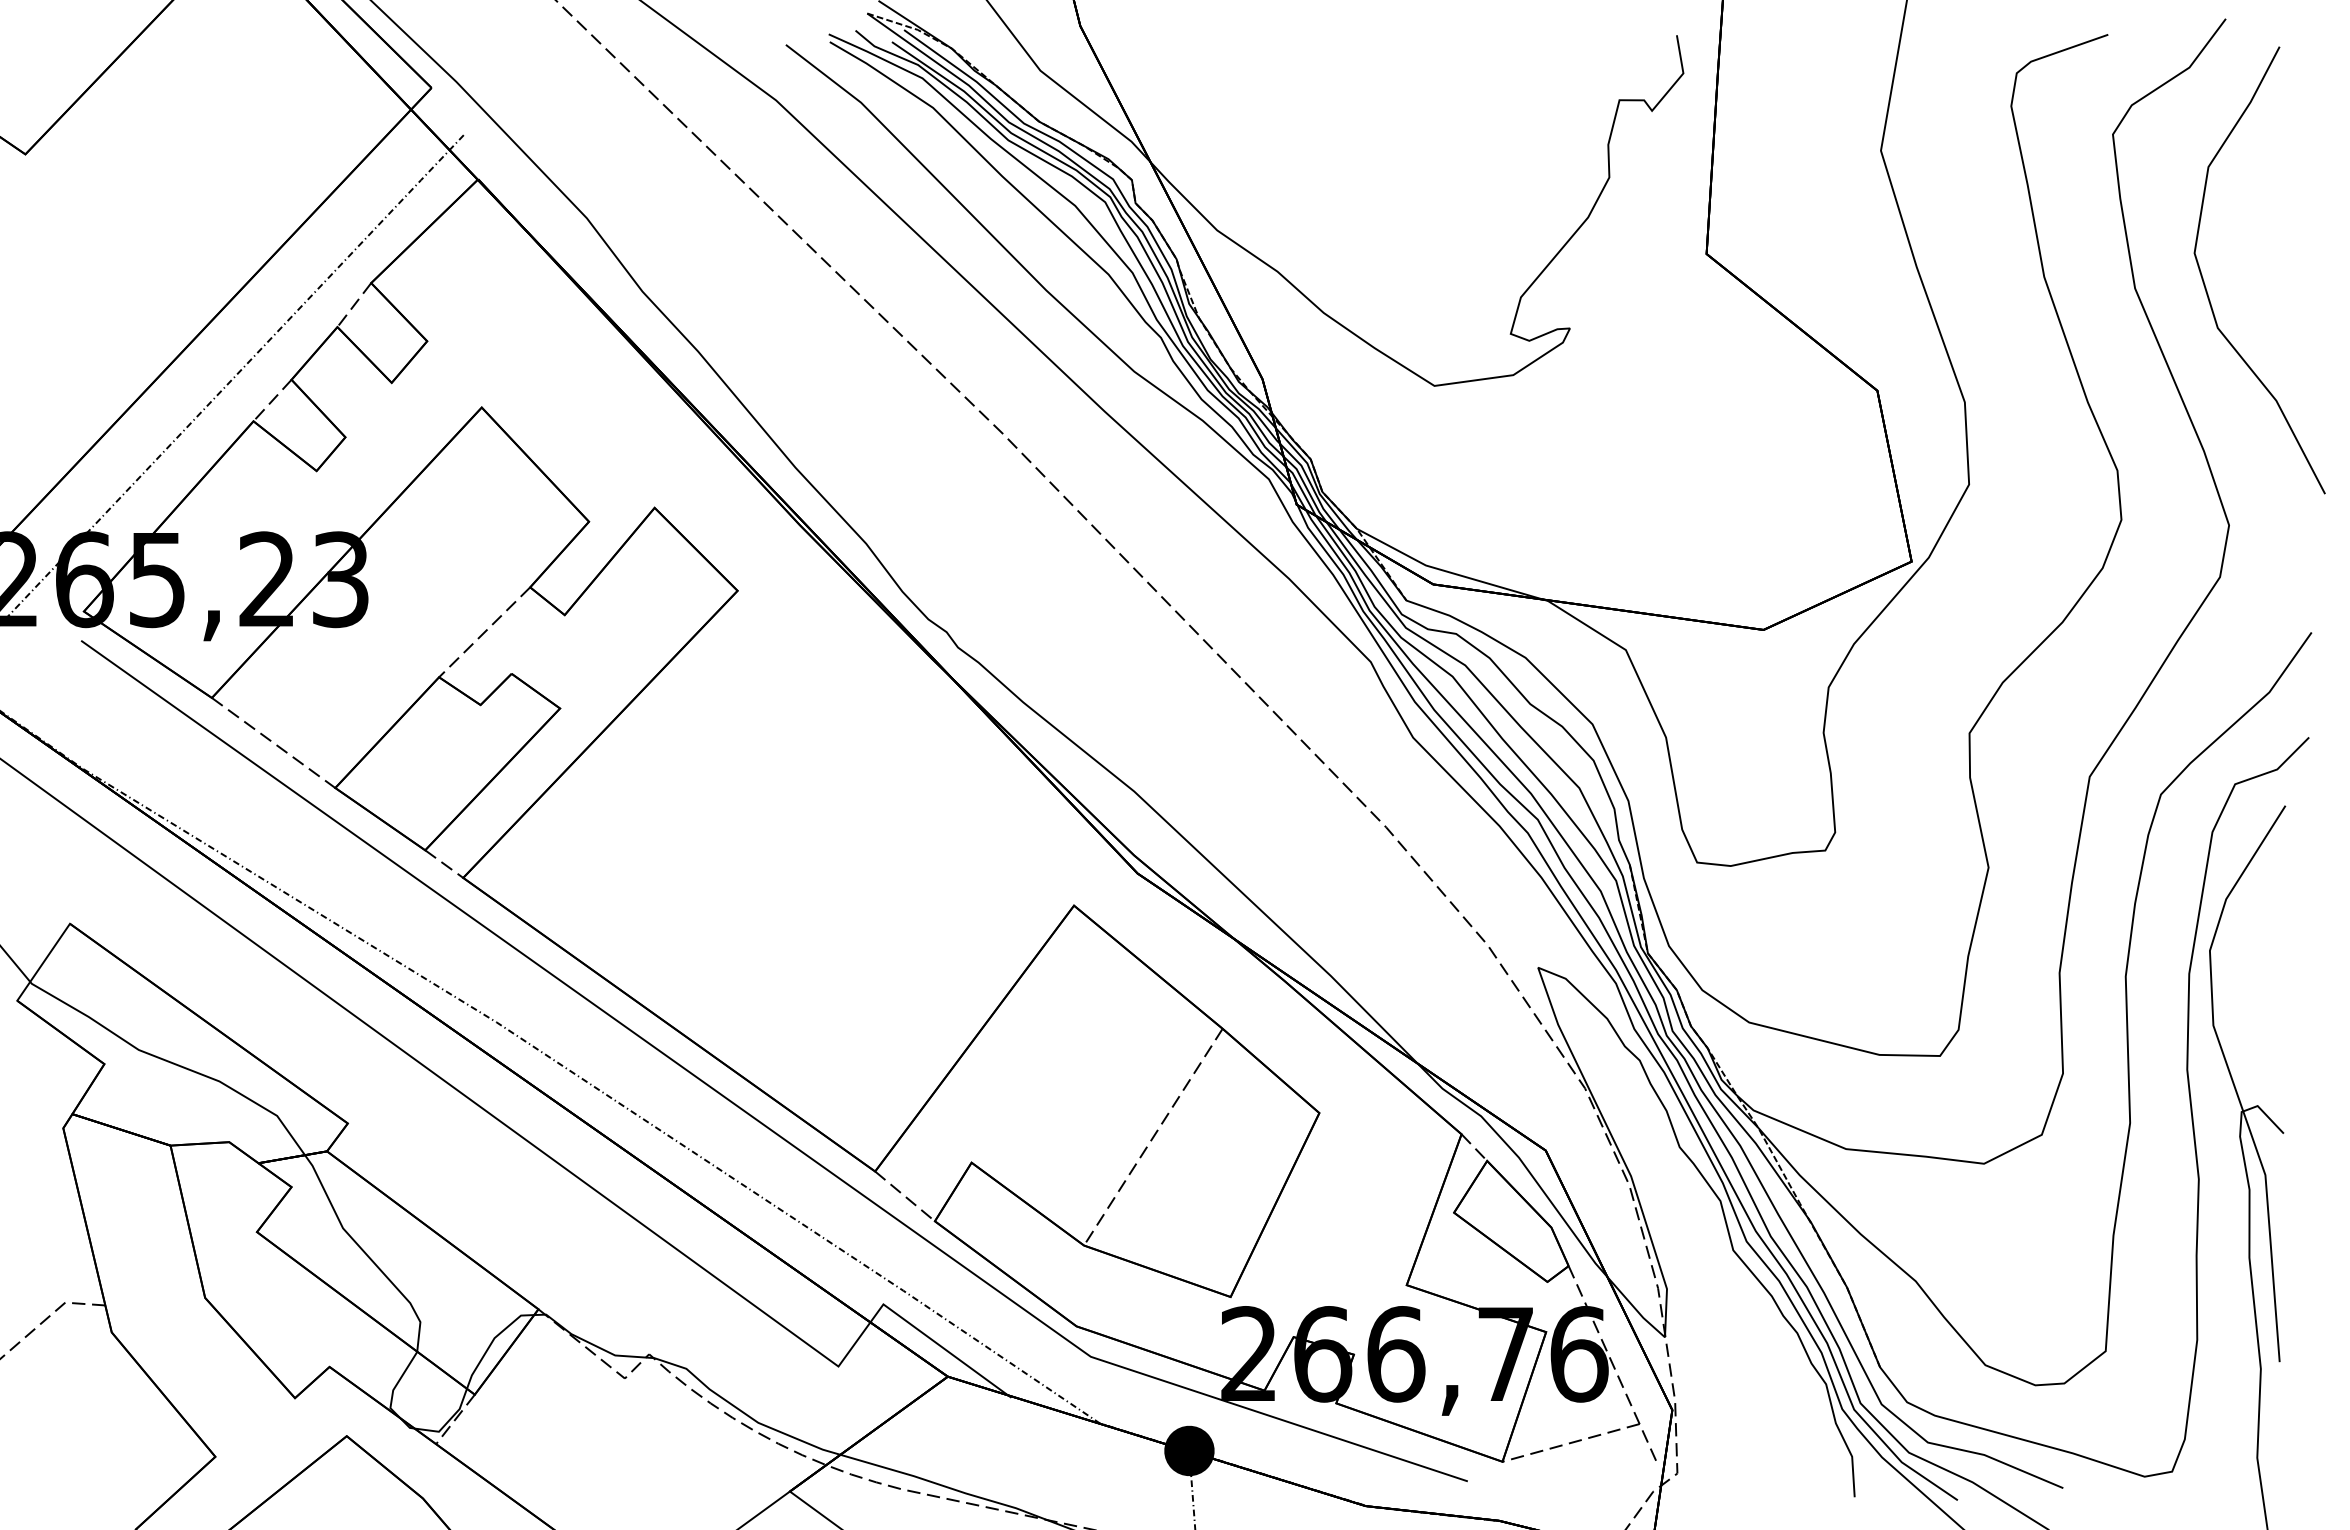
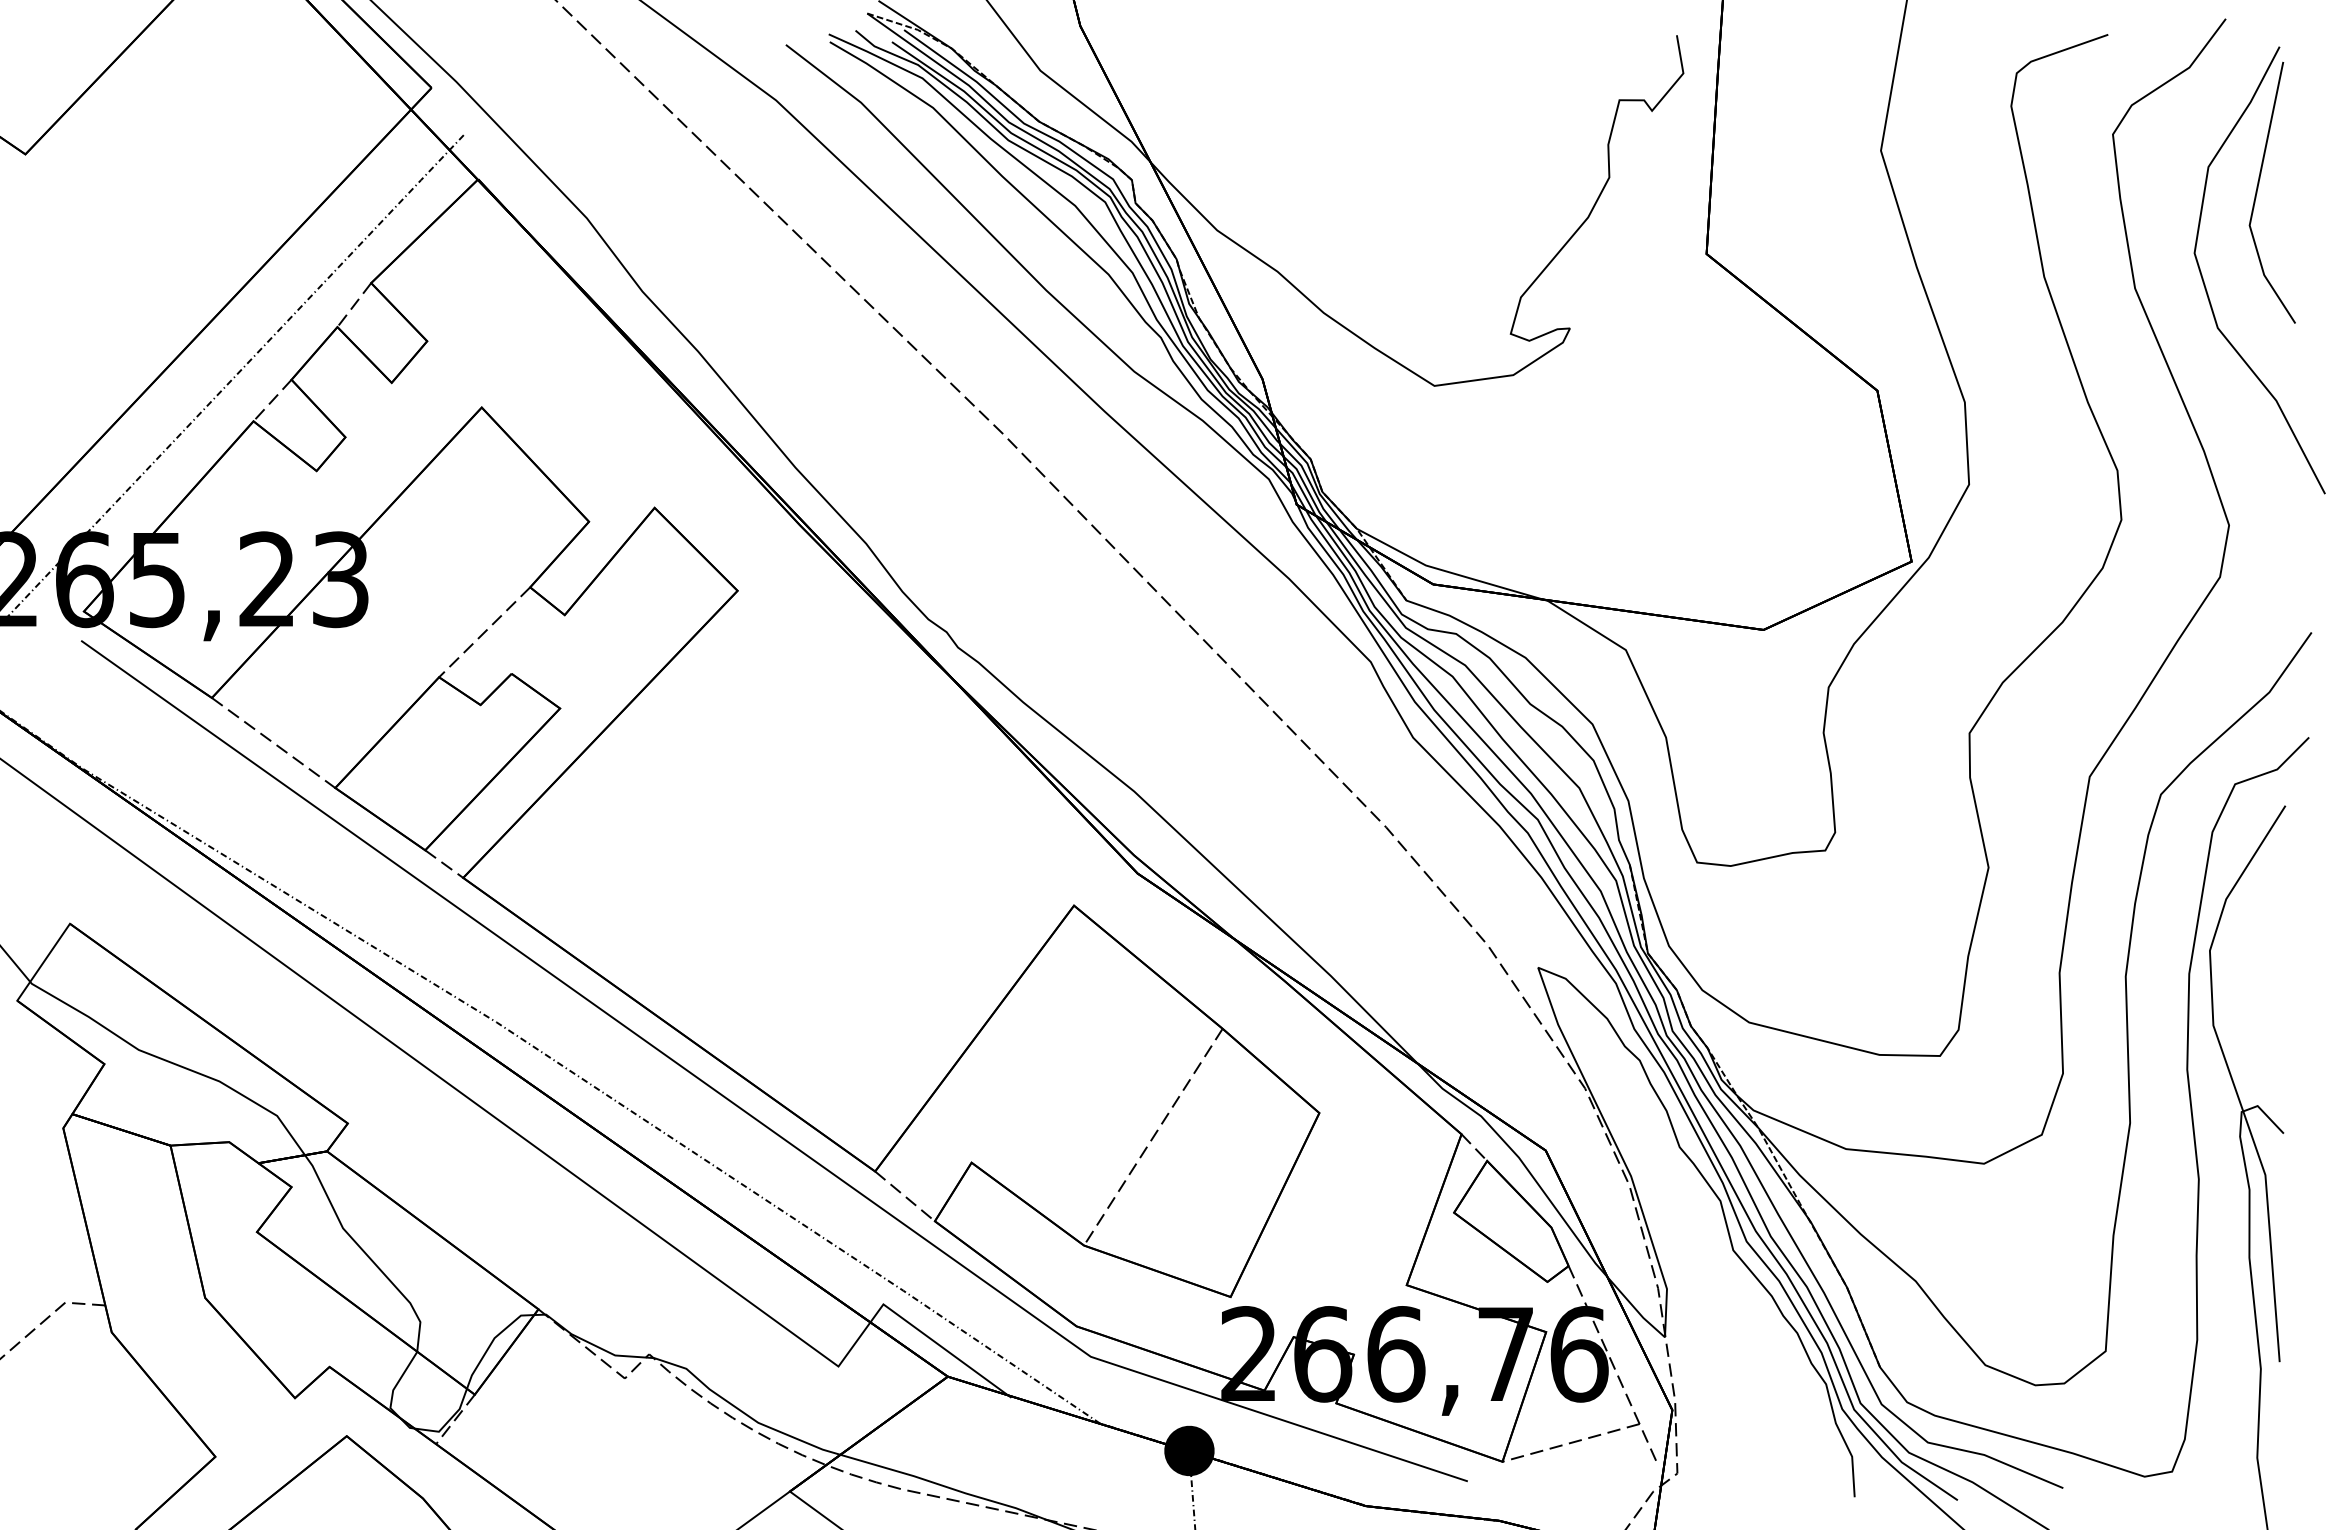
curve: none -> present (2258, 188)
